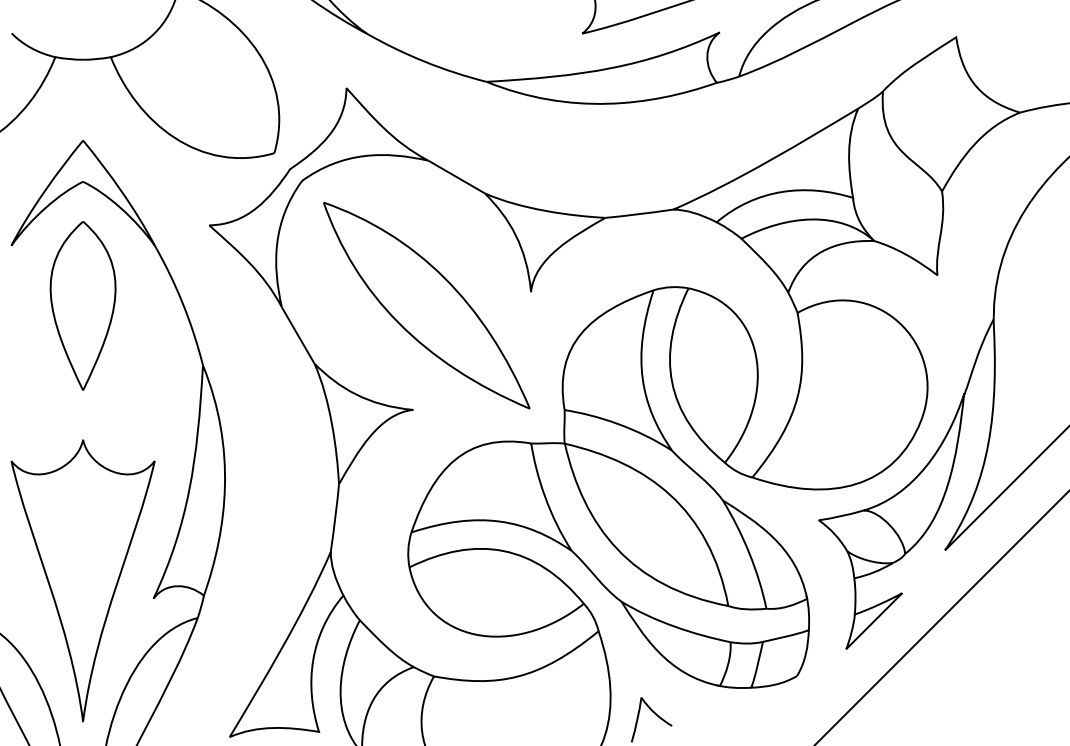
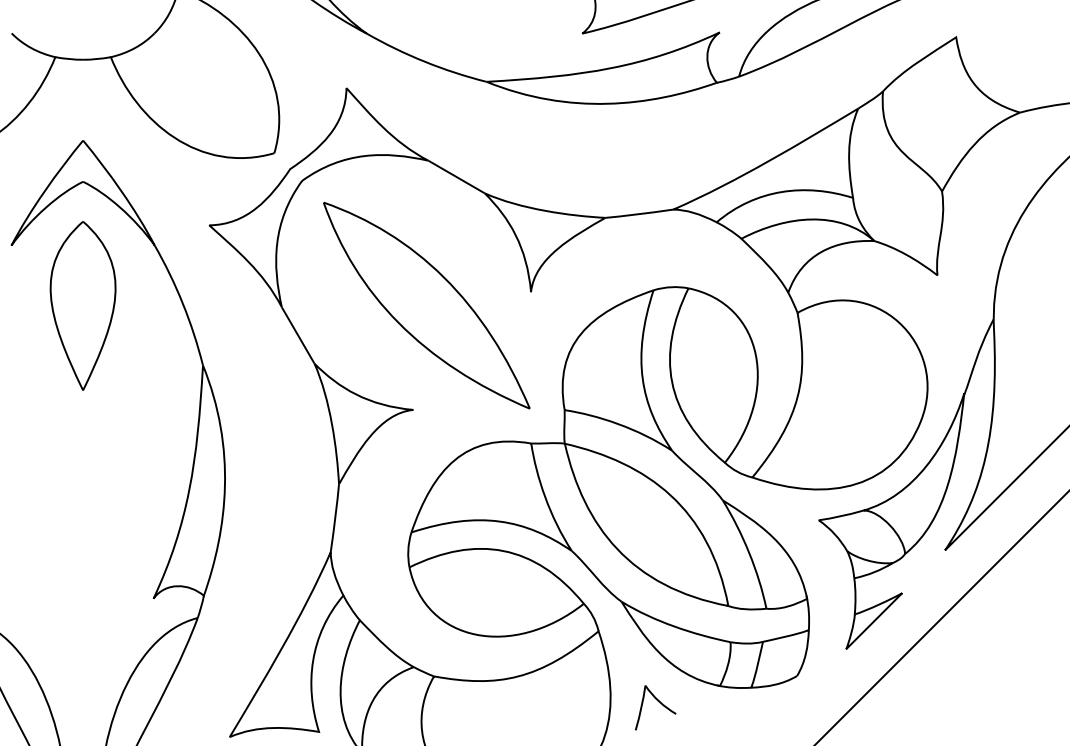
part: present -> none (82, 580)
curve position: (654, 714) -> (658, 702) (658, 702)
